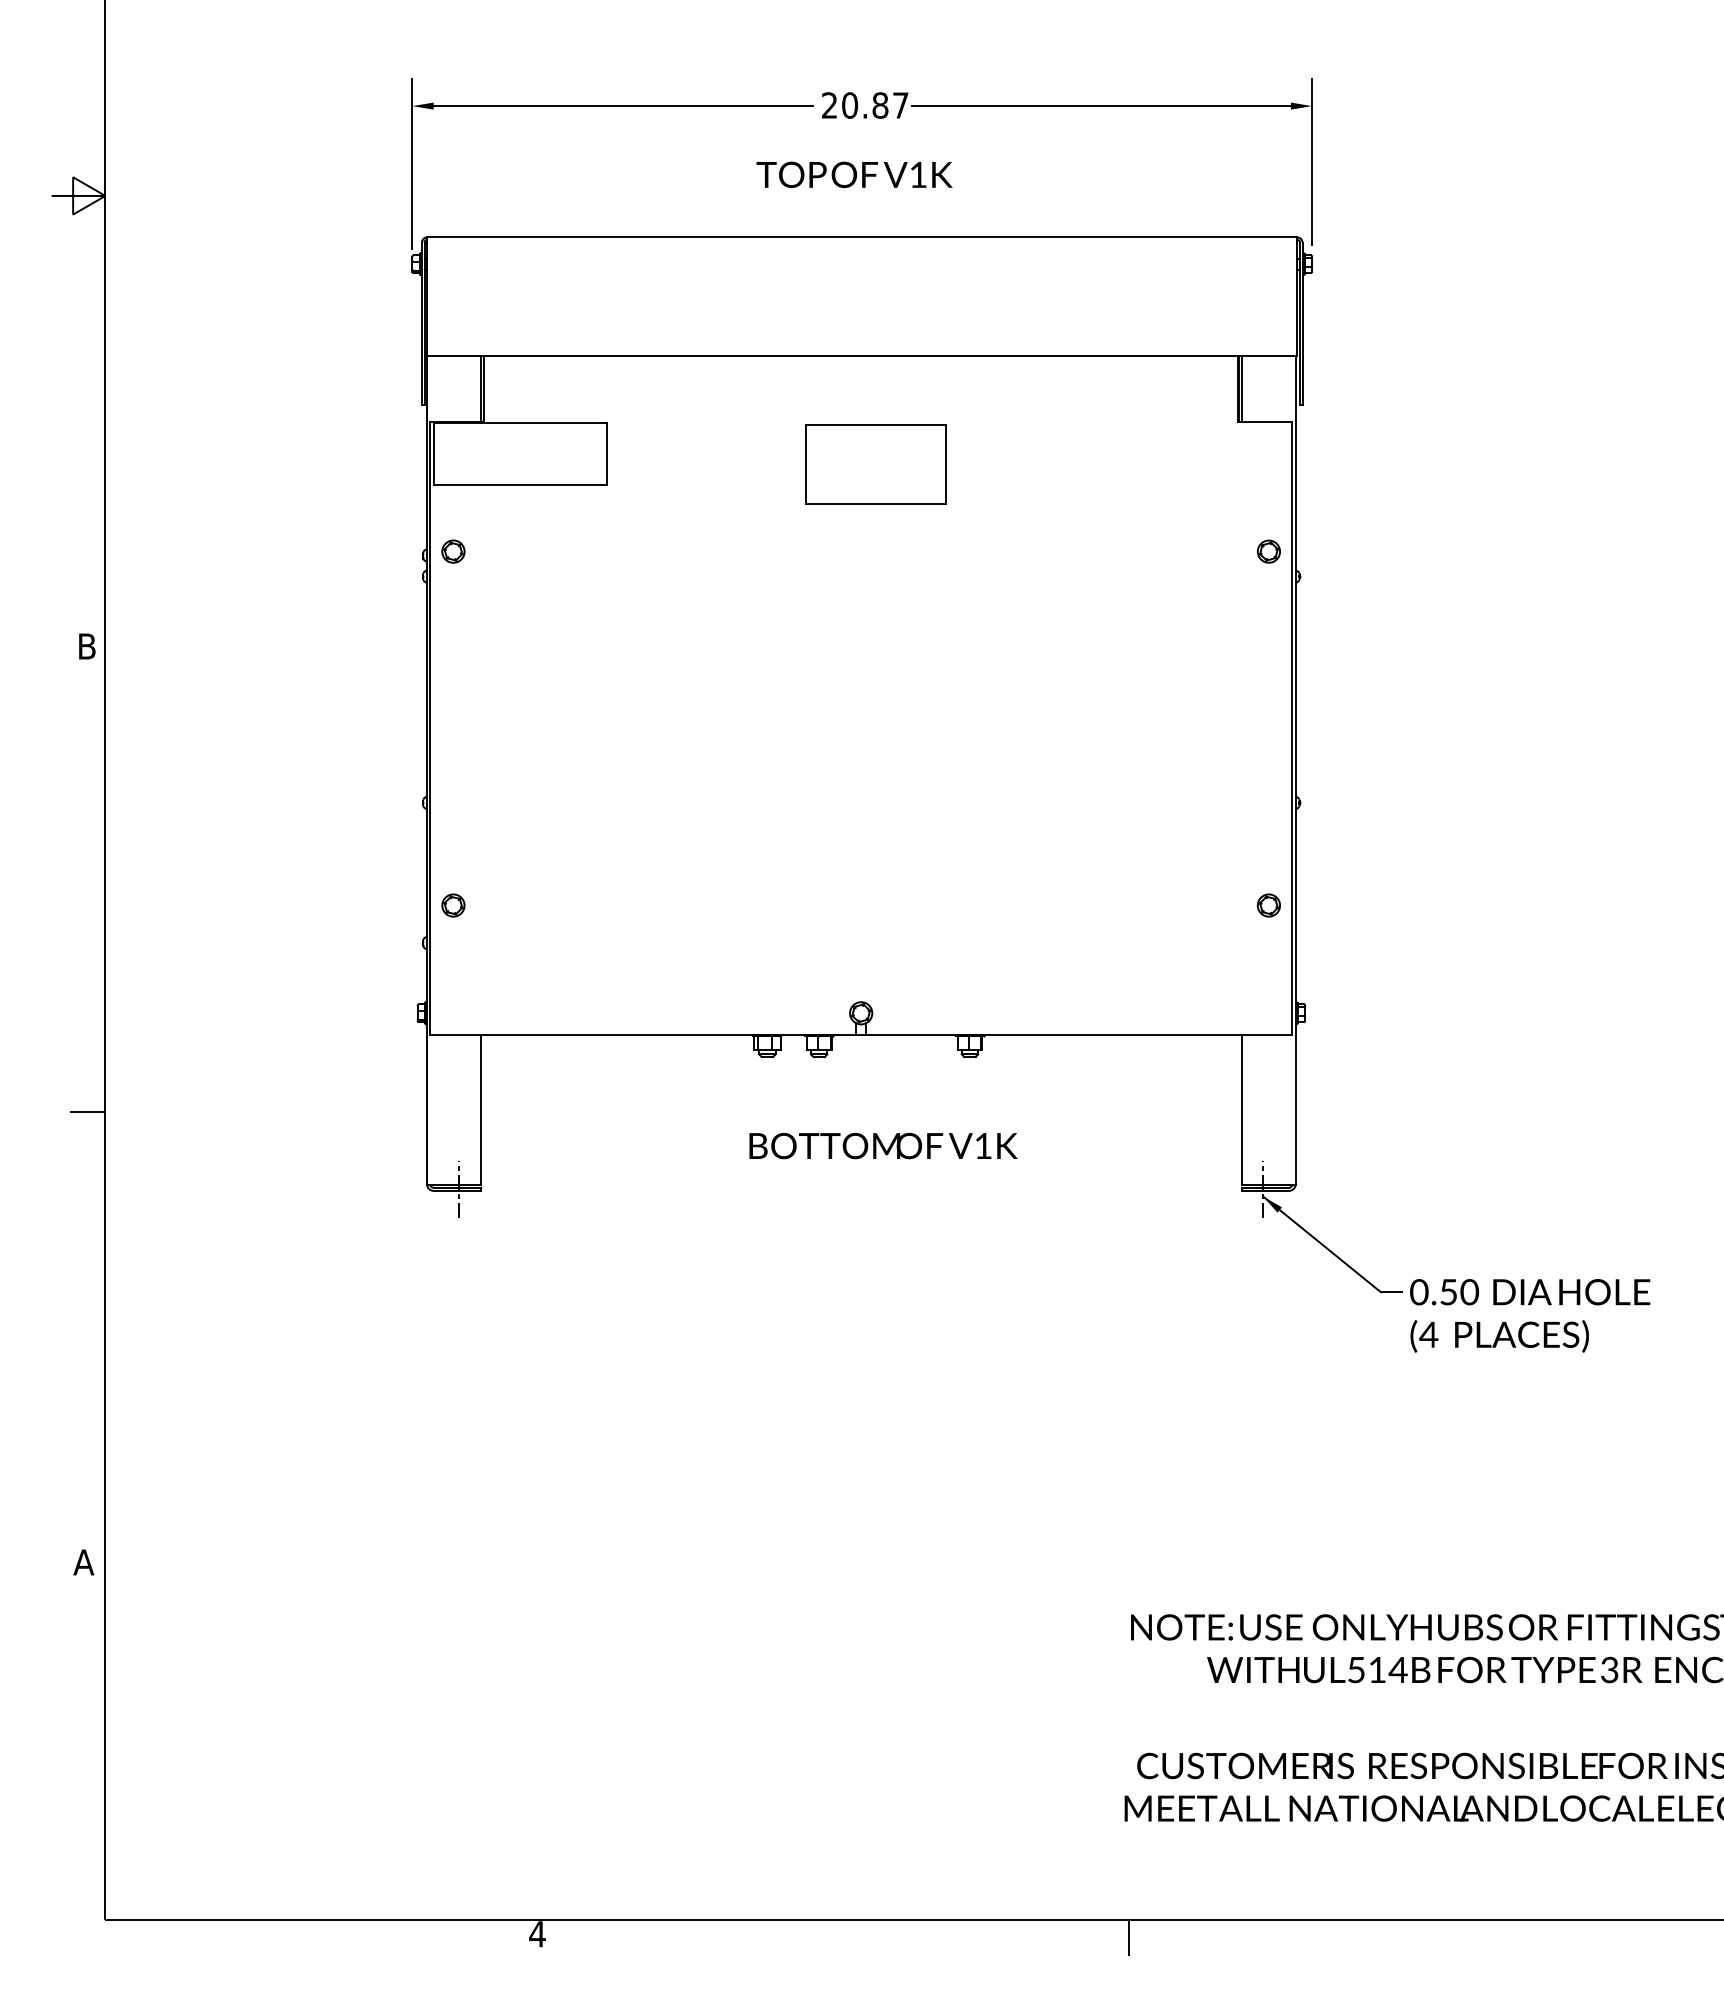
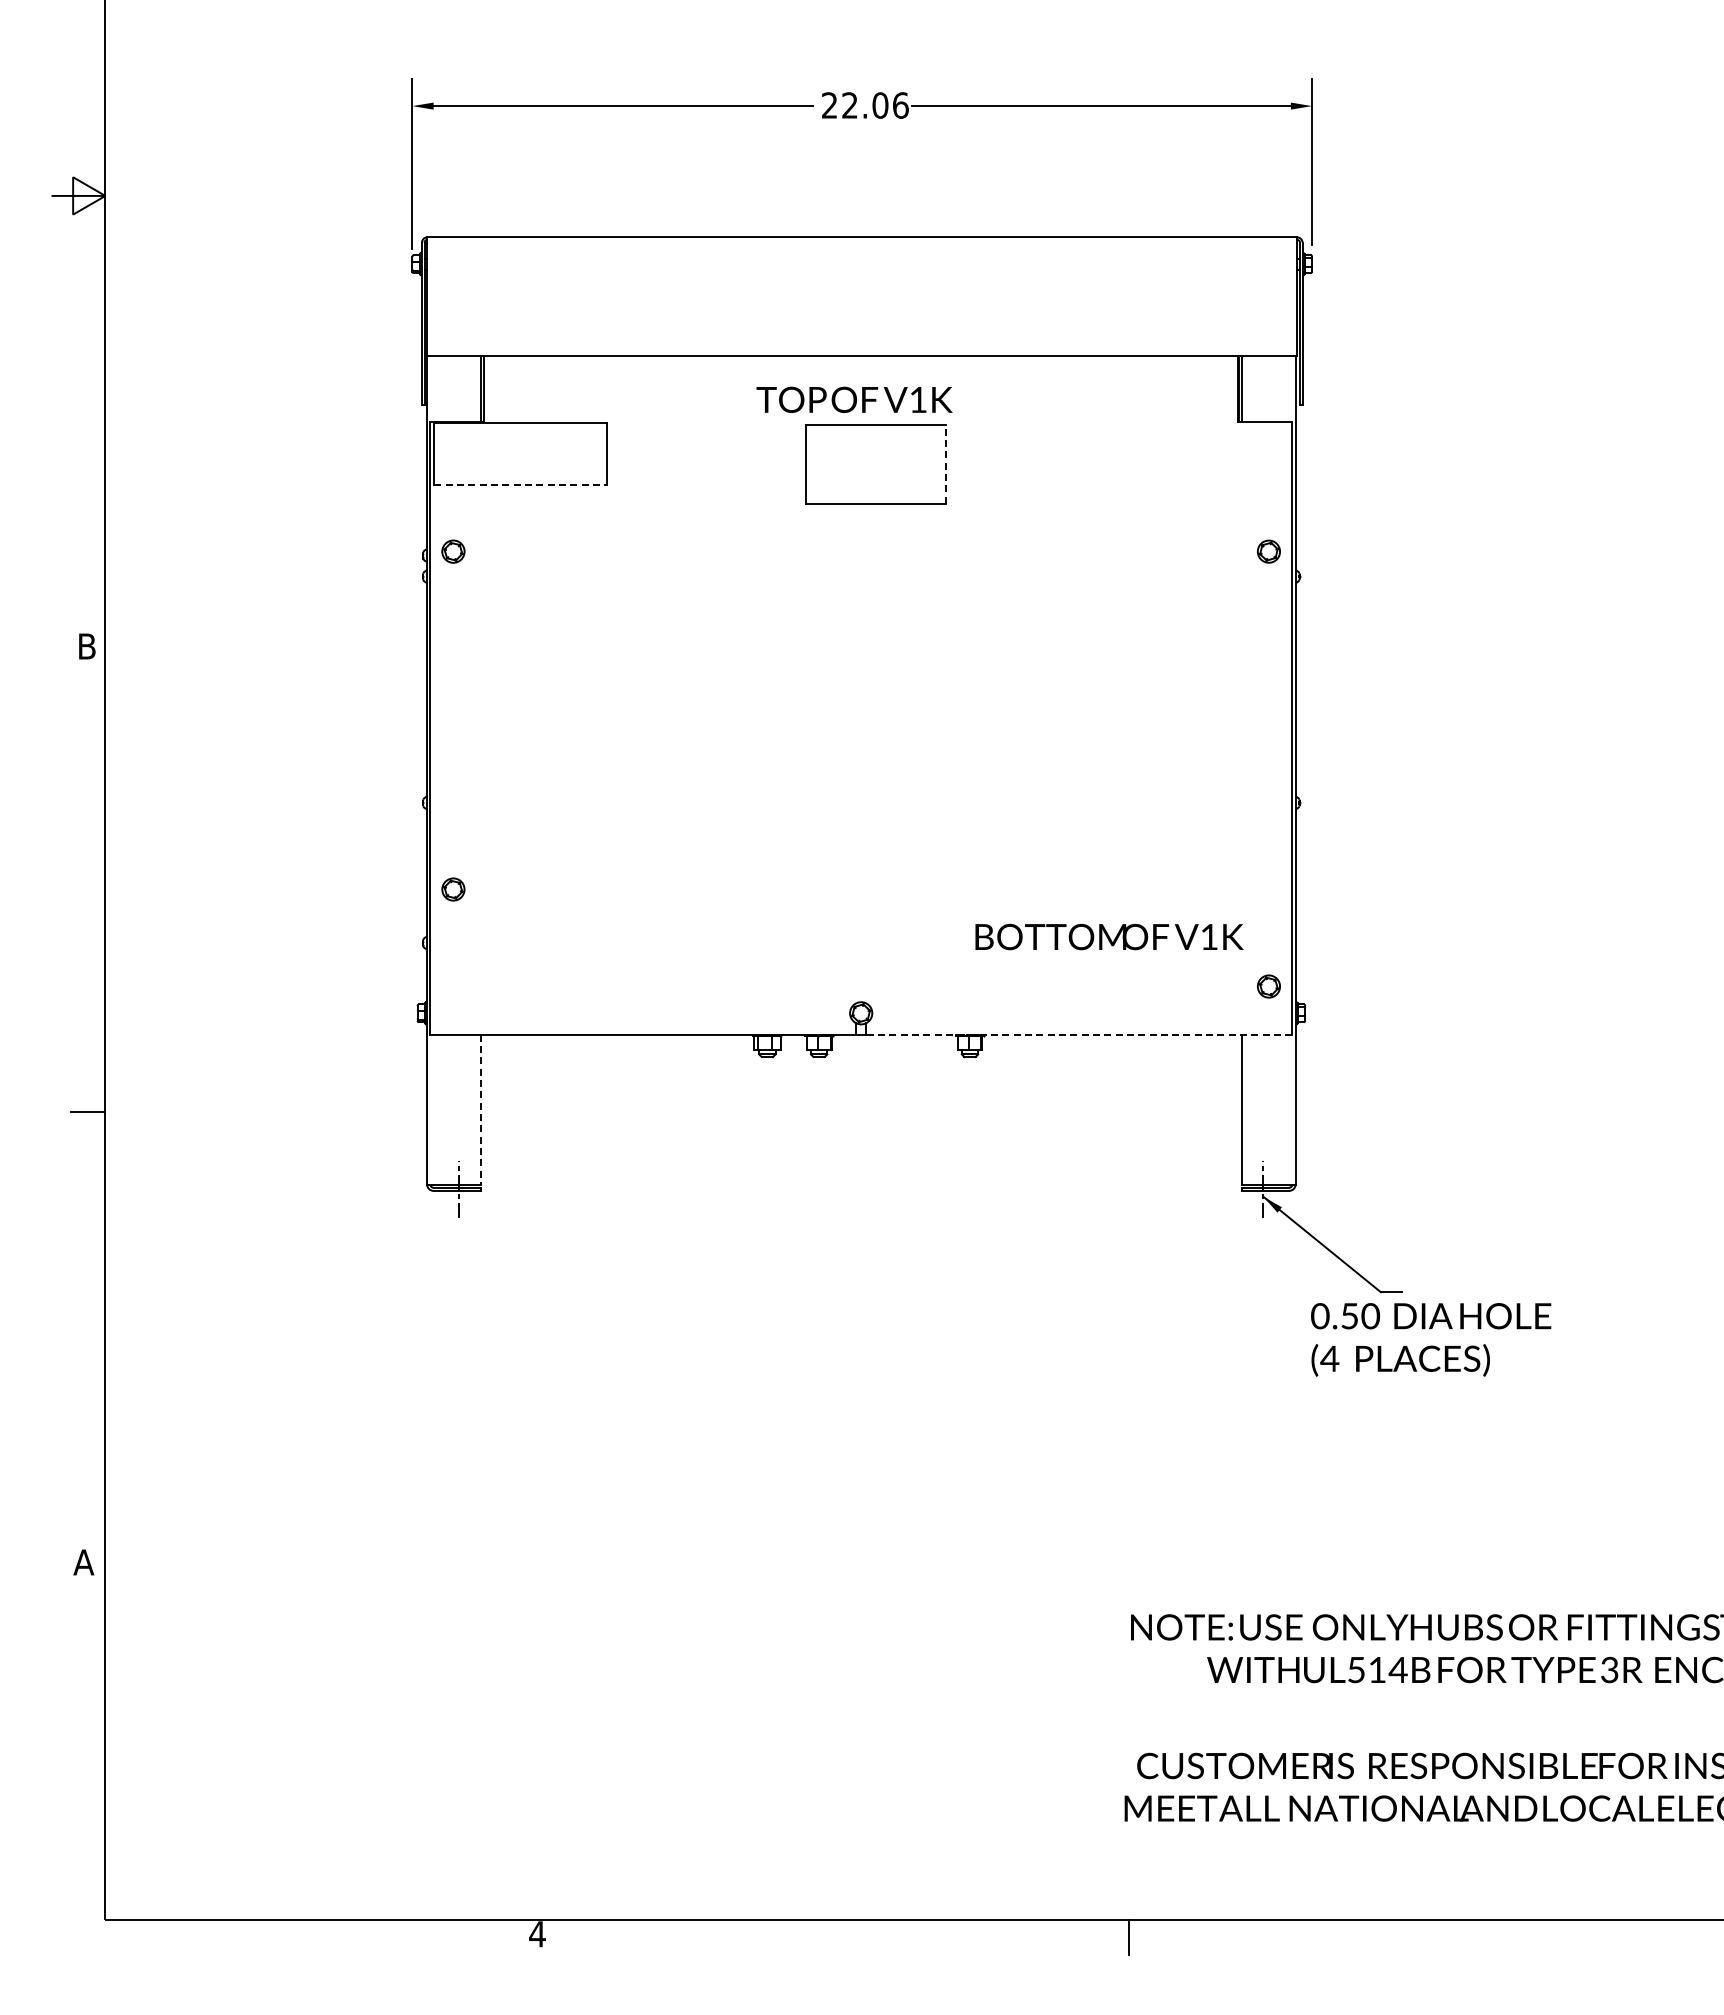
text: 20.87 -> 22.06 (875, 105)
text position: (854, 174) -> (854, 399) (854, 399)
line: solid -> dashed (946, 463)
line: solid -> dashed (521, 485)
part position: (453, 905) -> (453, 889) (453, 889)
part position: (1268, 905) -> (1268, 986) (1268, 986)
line: solid -> dashed (1079, 1034)
line: solid -> dashed (481, 1109)
text position: (883, 1145) -> (1109, 936) (1109, 936)
text position: (1530, 1315) -> (1431, 1339) (1431, 1339)
